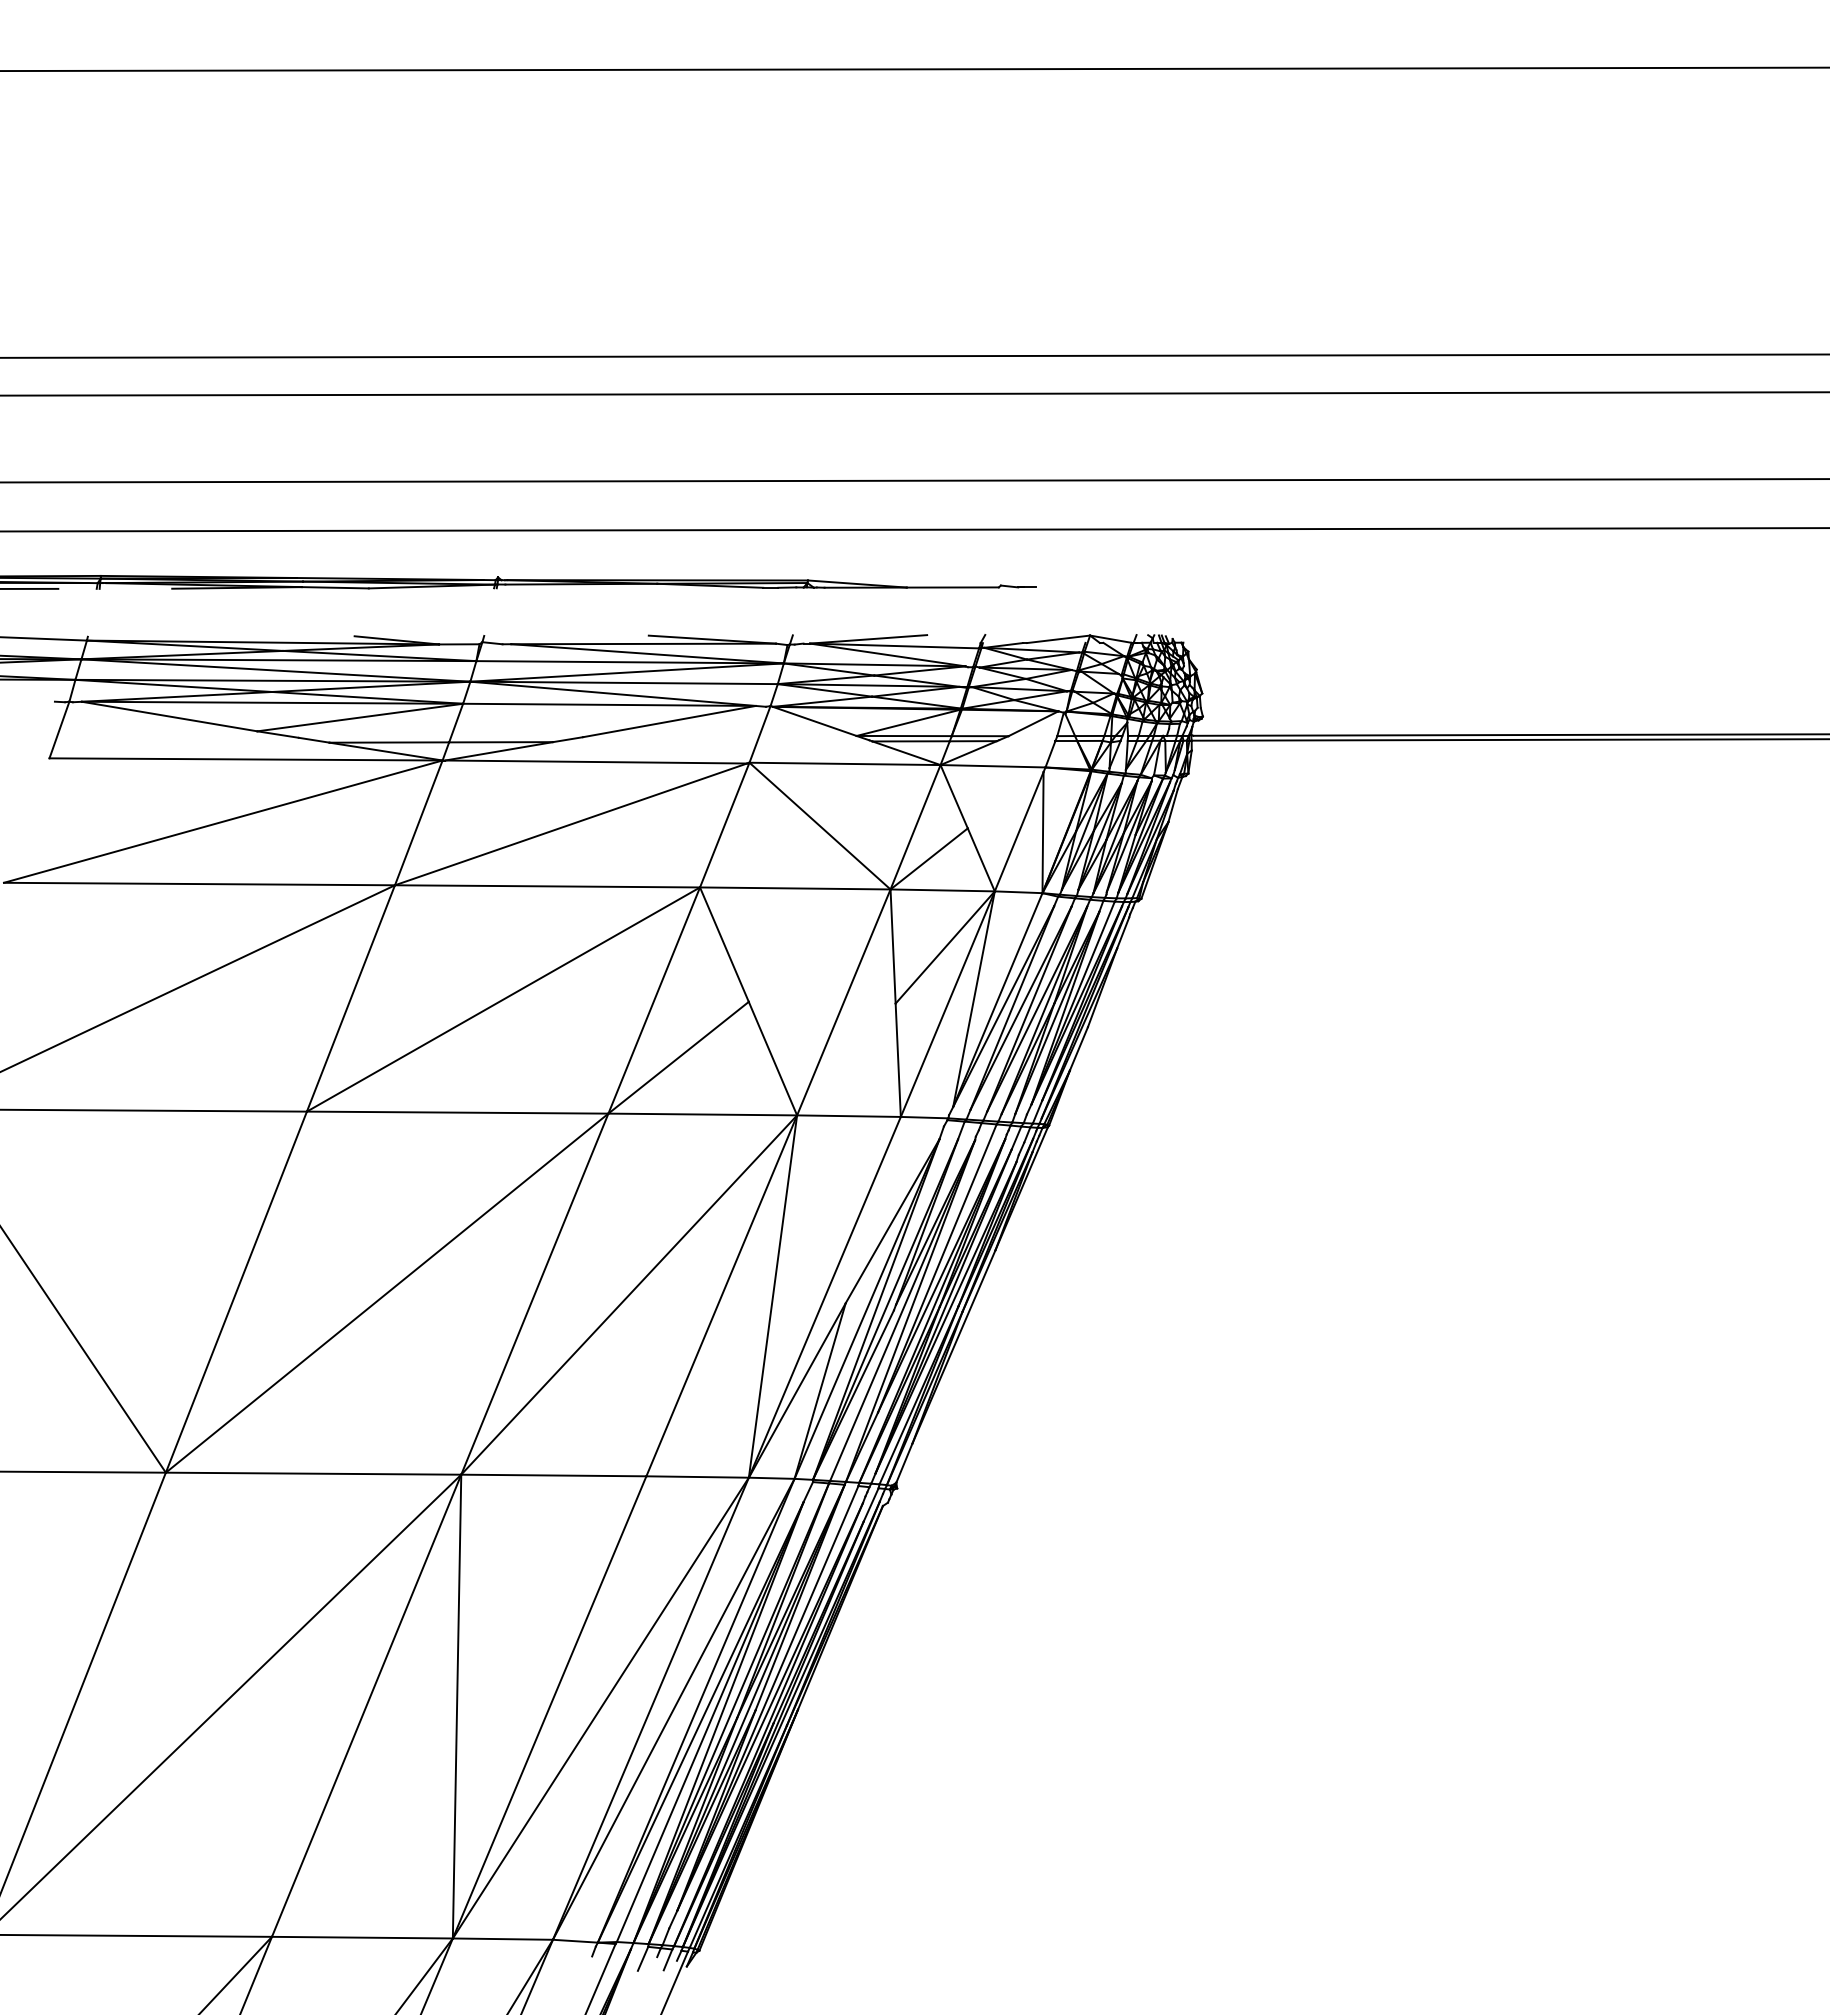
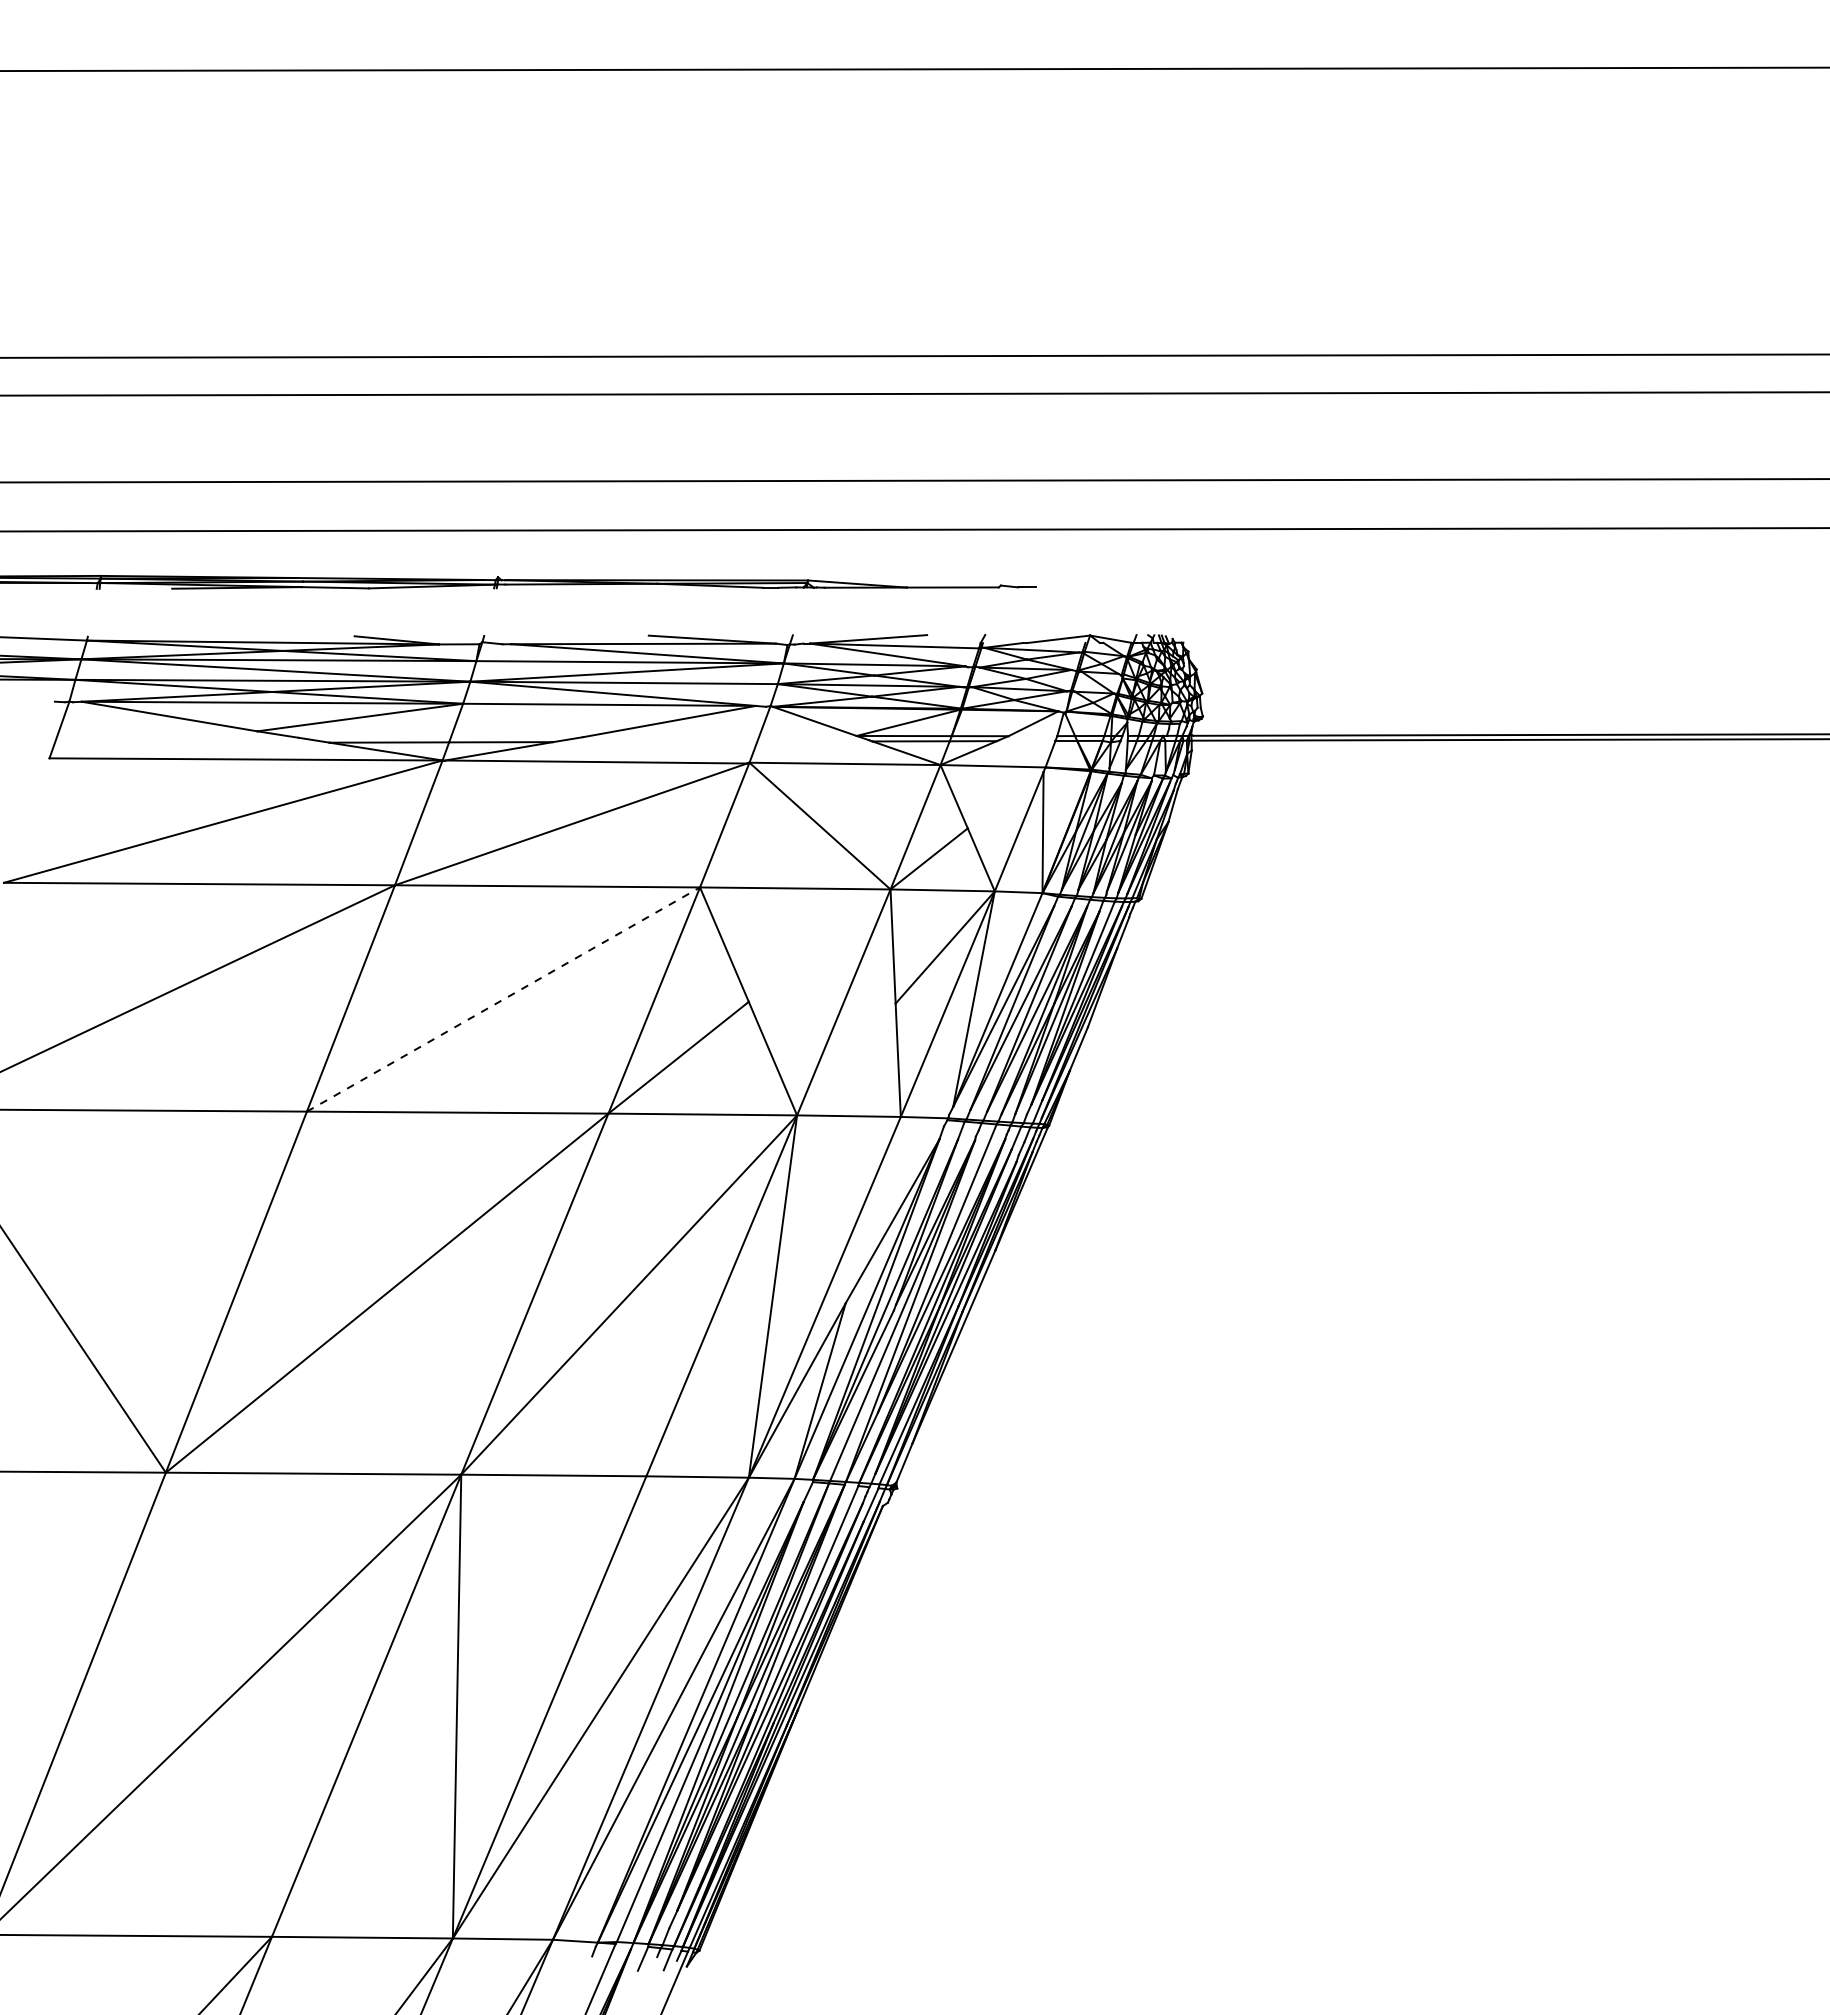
line: present -> none (30, 588)
line: solid -> dashed (503, 999)
